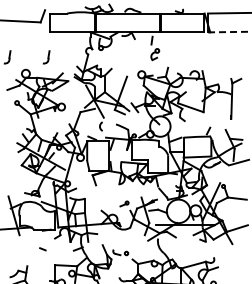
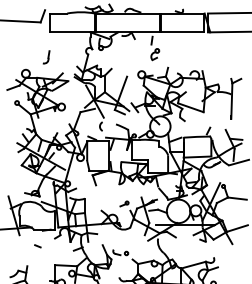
line: dashed -> solid (229, 32)
part: present -> none (7, 57)
line position: (42, 249) -> (37, 246) (37, 246)
